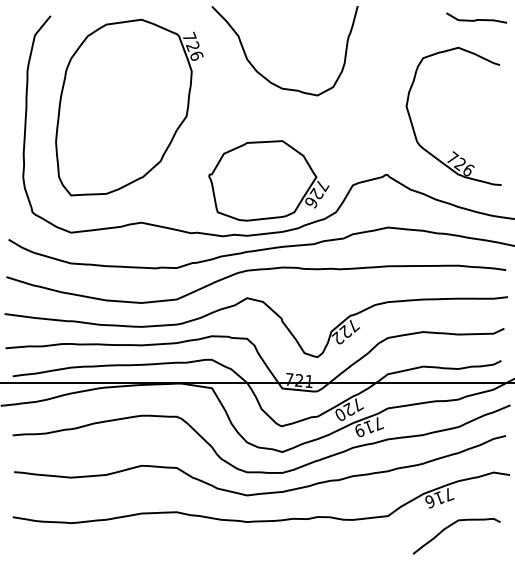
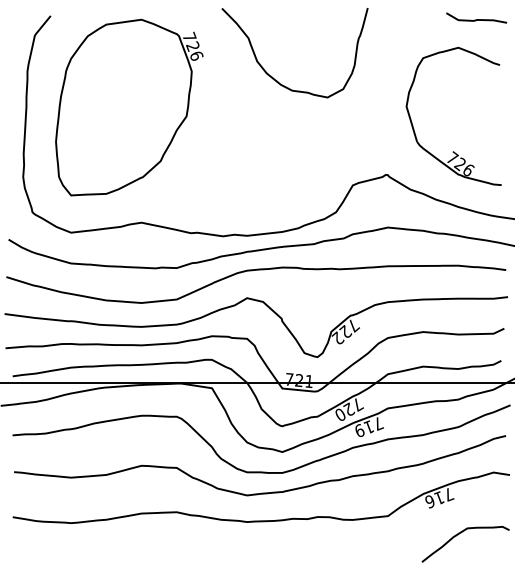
curve position: (262, 74) -> (272, 76) (272, 76)
part: present -> none (268, 180)
curve position: (449, 527) -> (458, 535) (458, 535)
